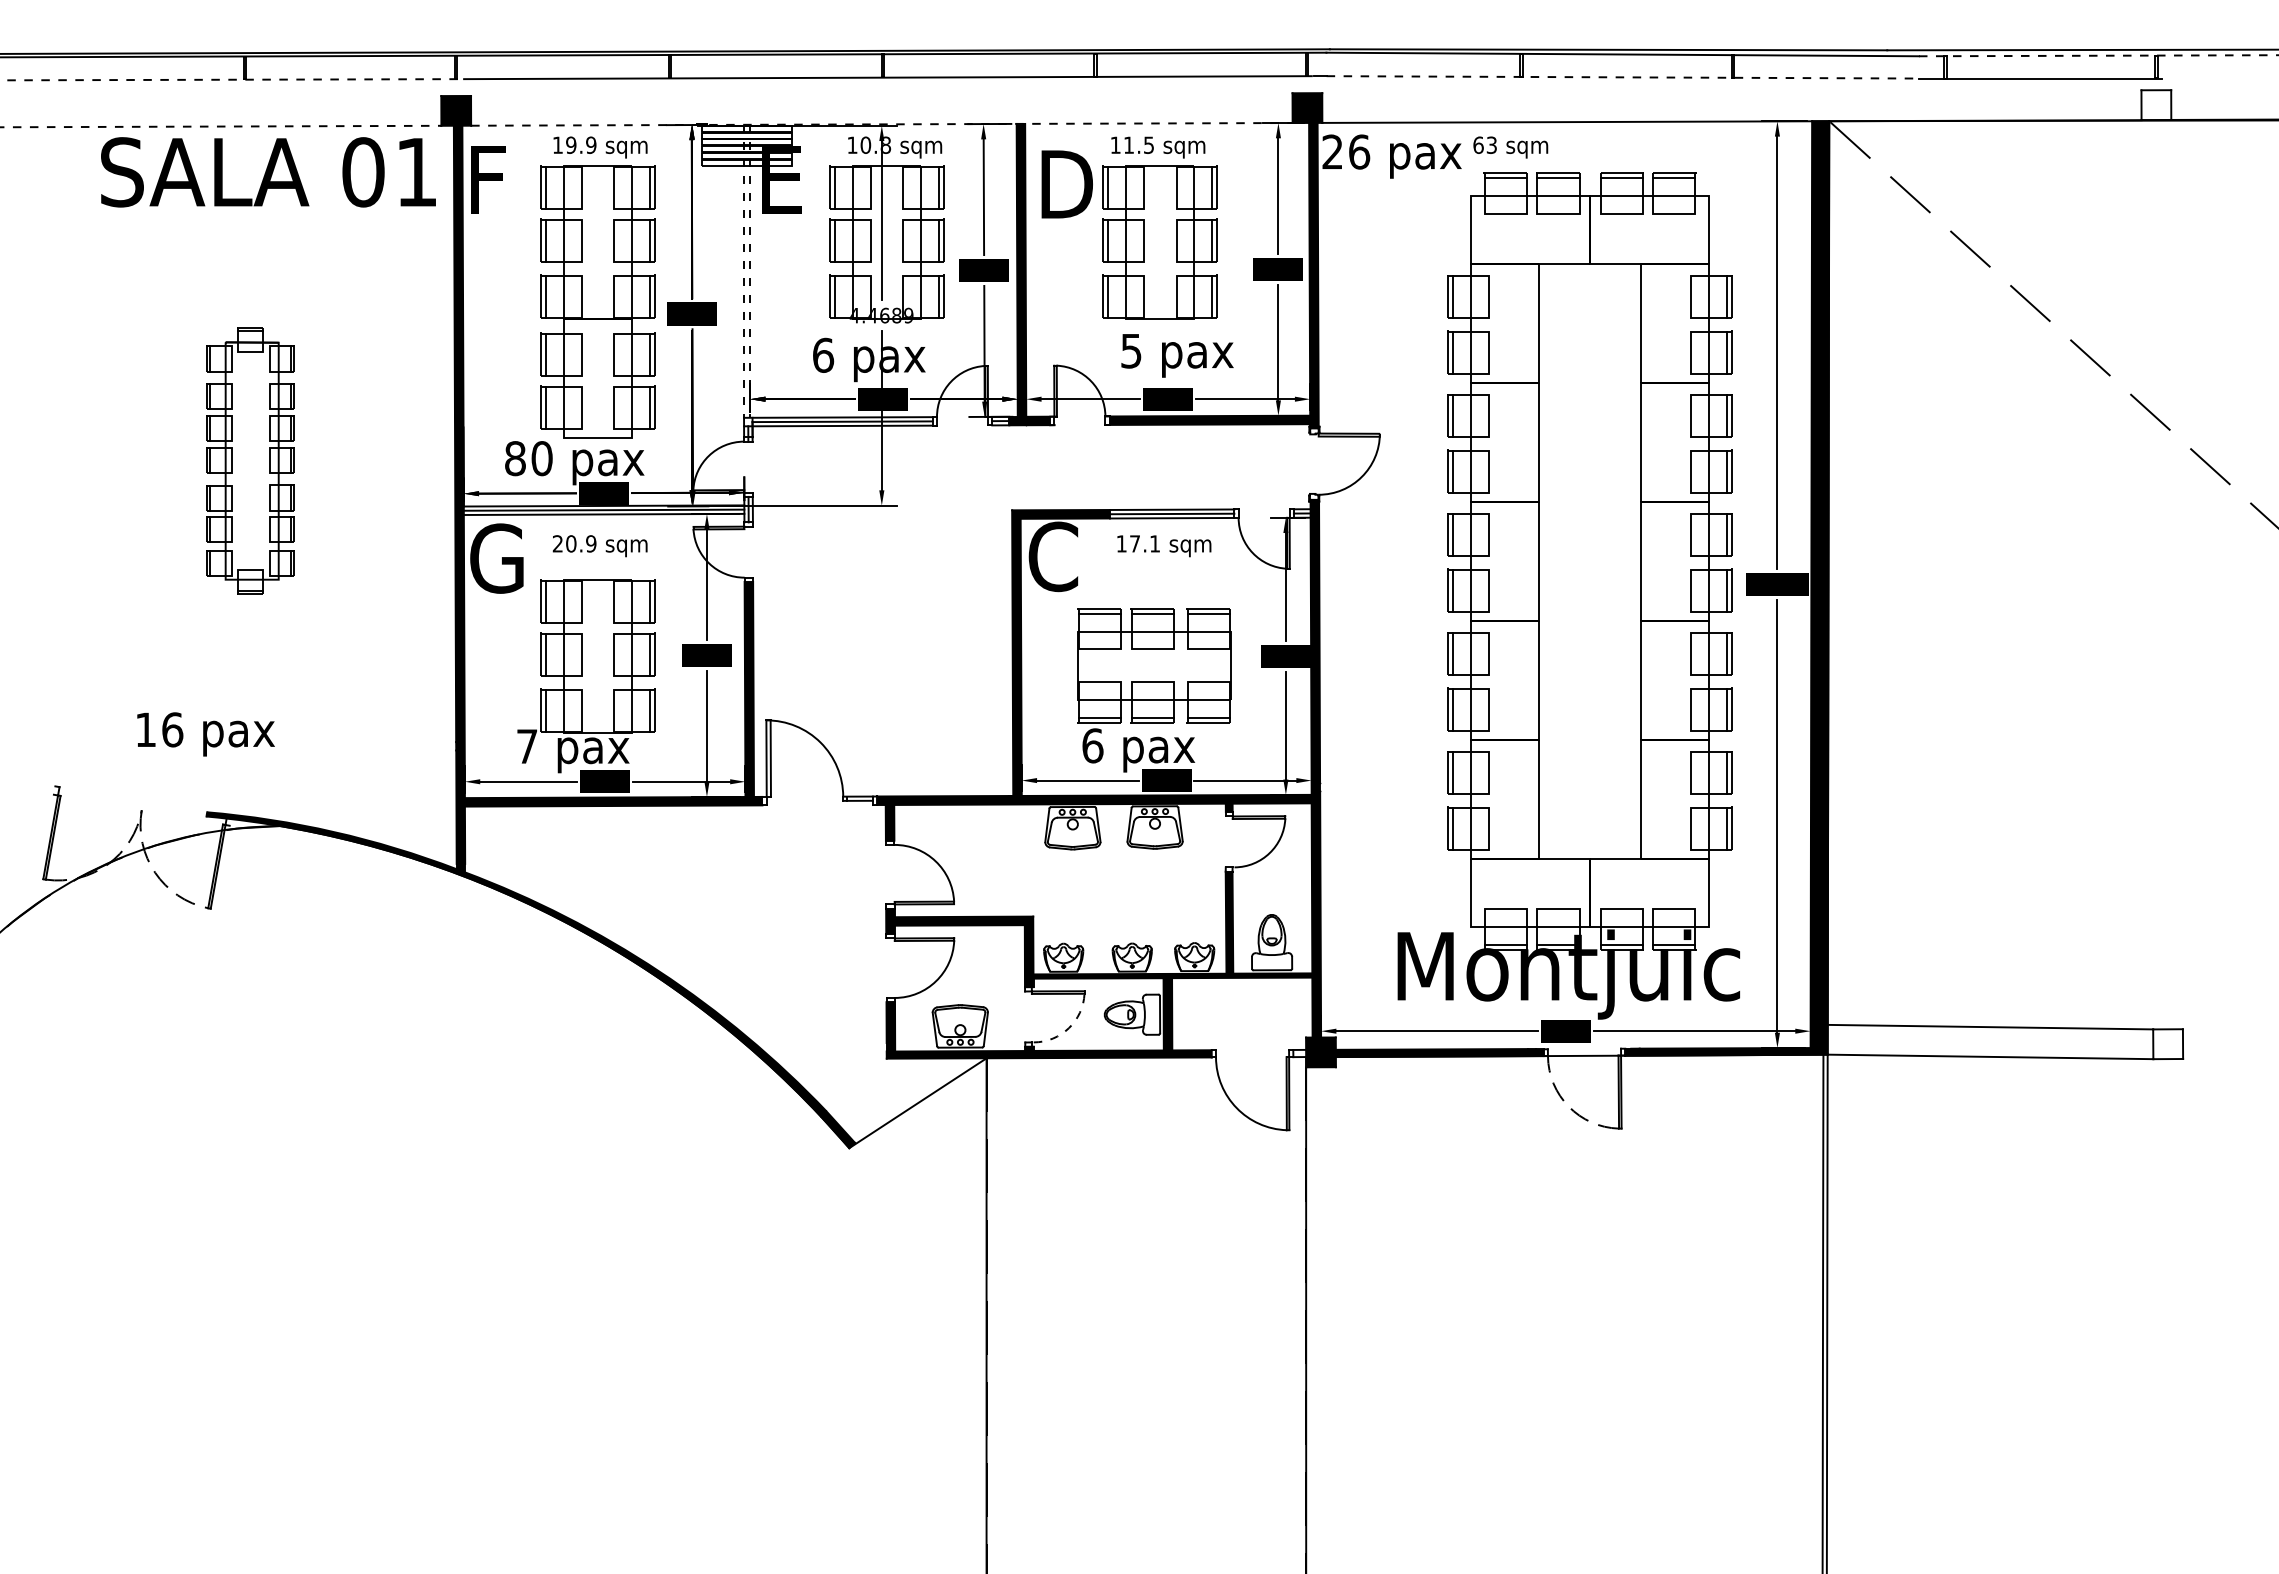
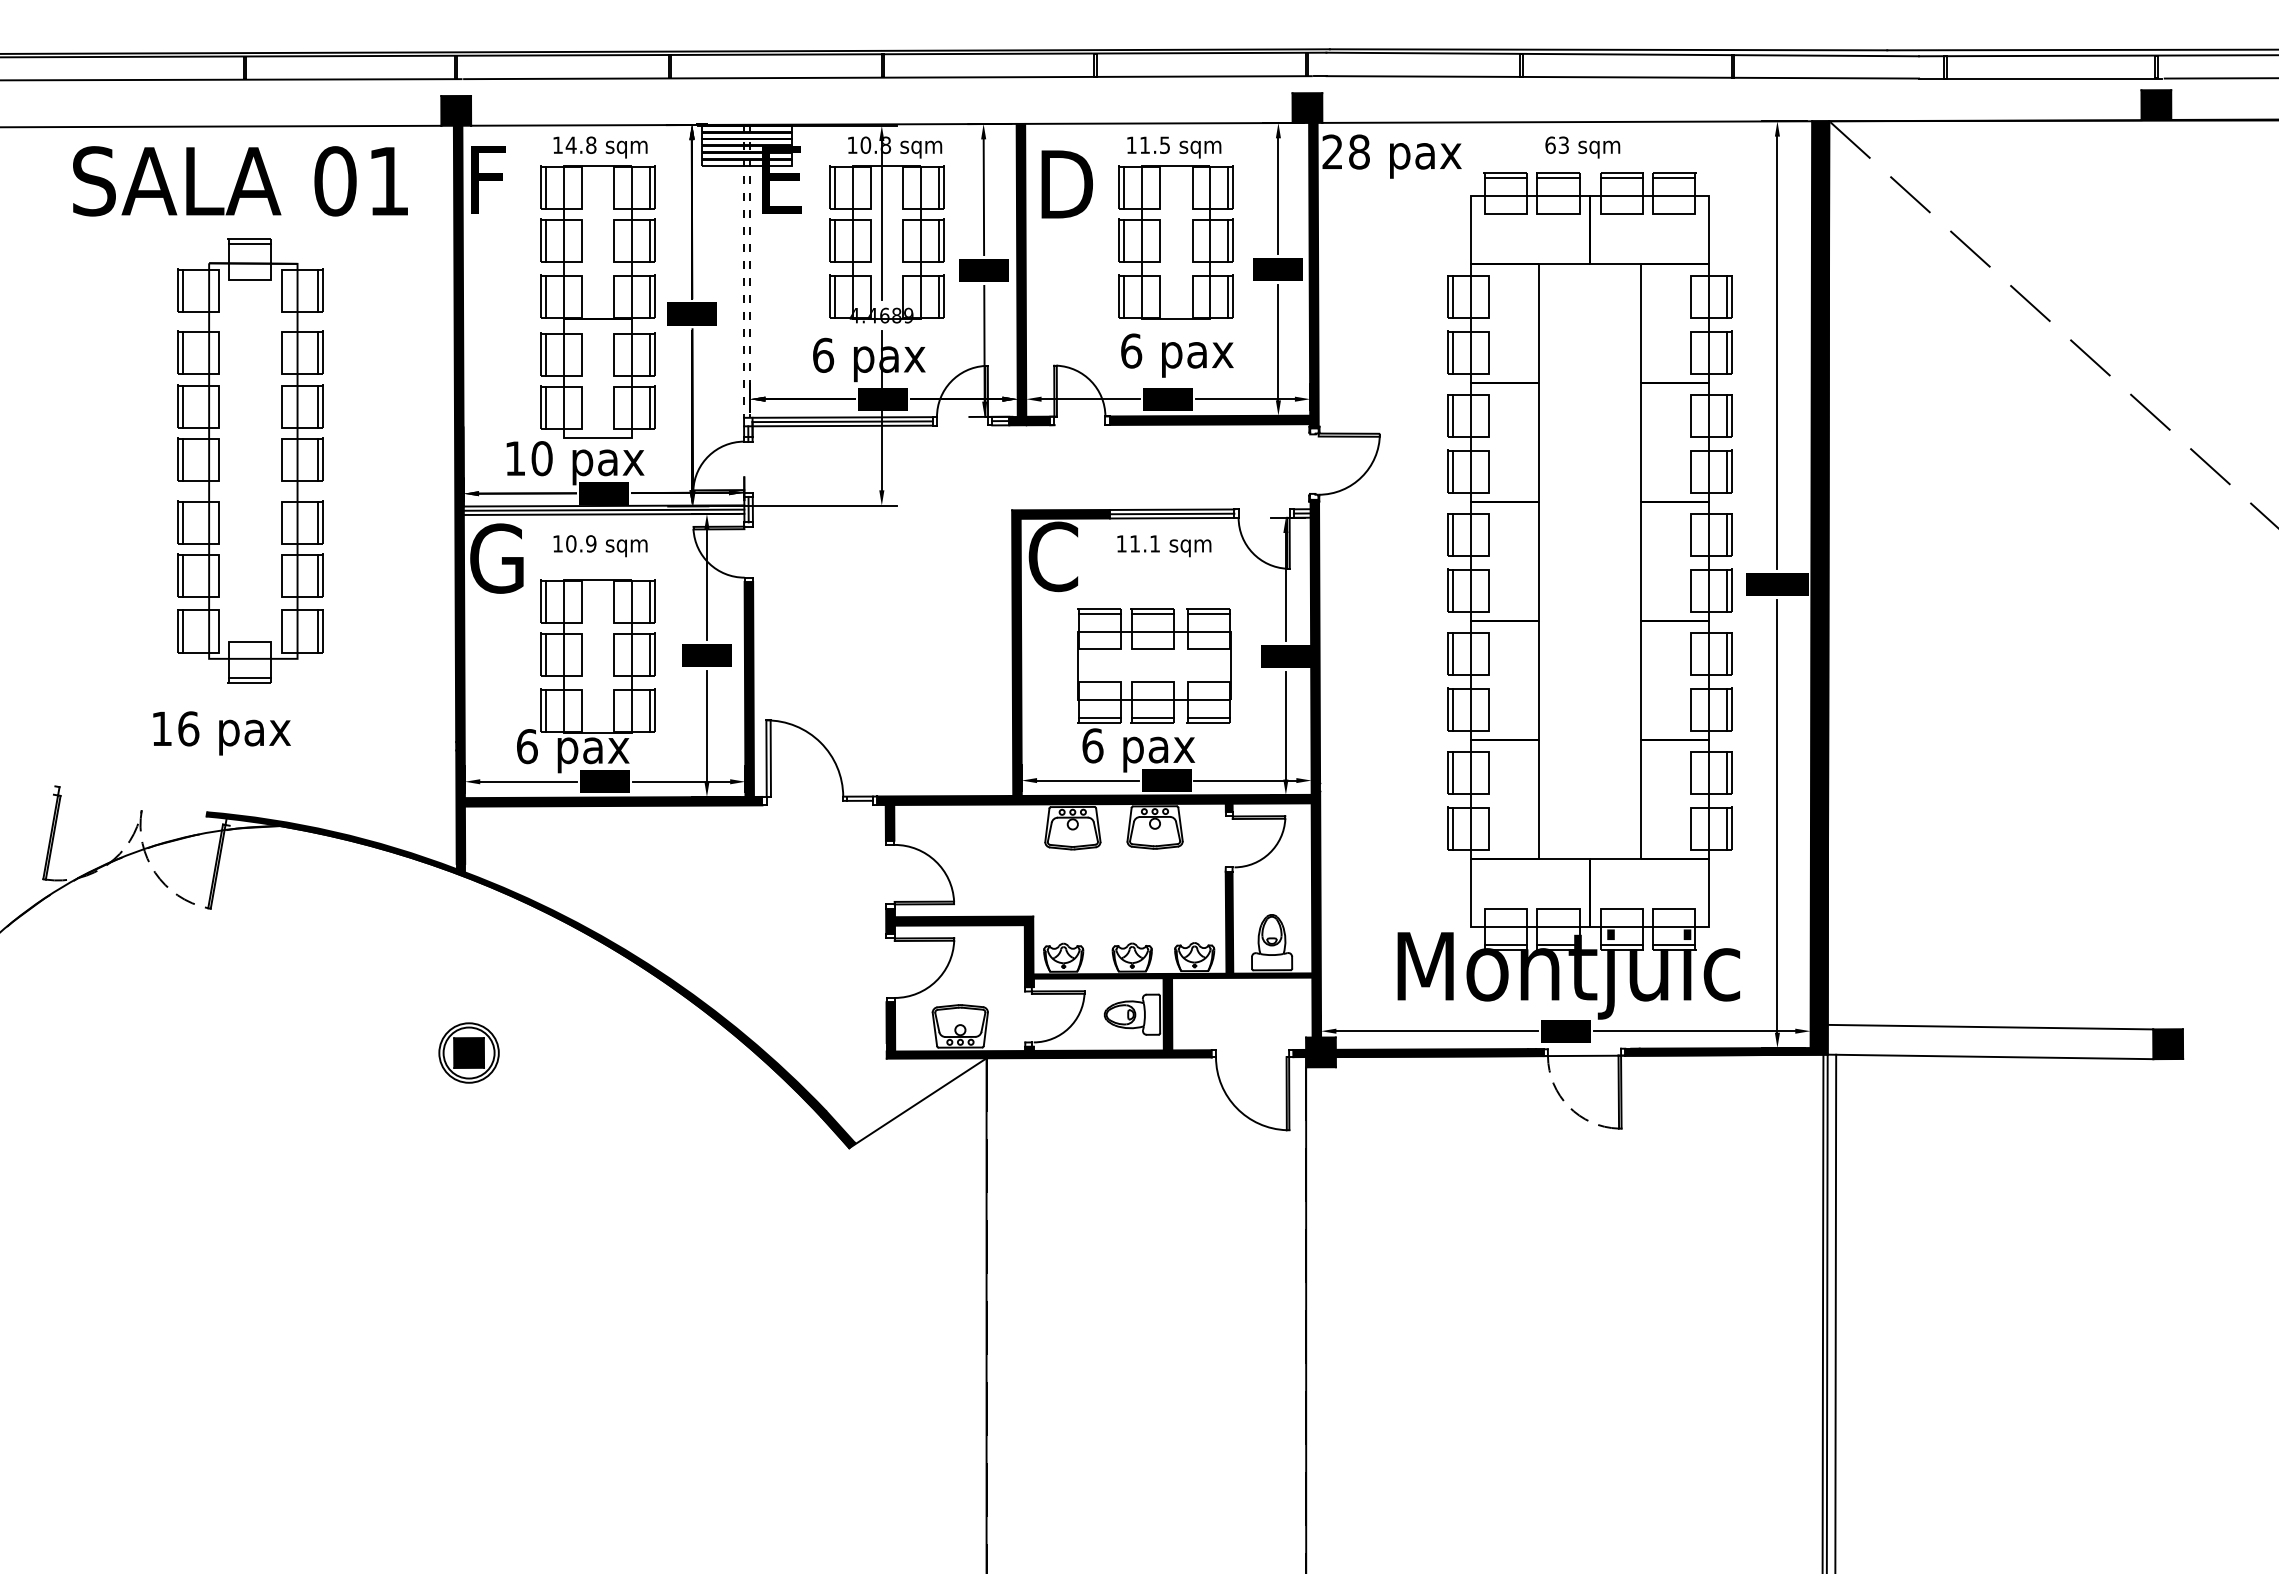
line: dashed -> solid (2098, 55)
line: dashed -> solid (1623, 77)
line: none -> present (2219, 78)
line: dashed -> solid (231, 79)
fill: none -> present (2156, 105)
line: dashed -> solid (881, 124)
line: dashed -> solid (221, 126)
text: 19.9 -> 14.8 (580, 144)
text position: (1510, 147) -> (1582, 147) (1582, 147)
text: 26 -> 28 (1359, 151)
text position: (268, 172) -> (240, 181) (240, 181)
part position: (1159, 227) -> (1175, 227) (1175, 227)
text: 5 -> 6 (1131, 350)
text: 80 -> 10 (515, 458)
part size: 89x268 px -> 147x446 px (250, 460)
text: 20.9 -> 10.9 (557, 543)
text: 17.1 -> 11.1 (1134, 543)
text position: (205, 734) -> (221, 733) (221, 733)
text: 7 -> 6 (527, 746)
arc: dashed -> solid (1068, 1028)
fill: none -> present (2168, 1044)
part: none -> present (468, 1052)
fill: none -> present (1299, 1053)
line: none -> present (1835, 1312)
